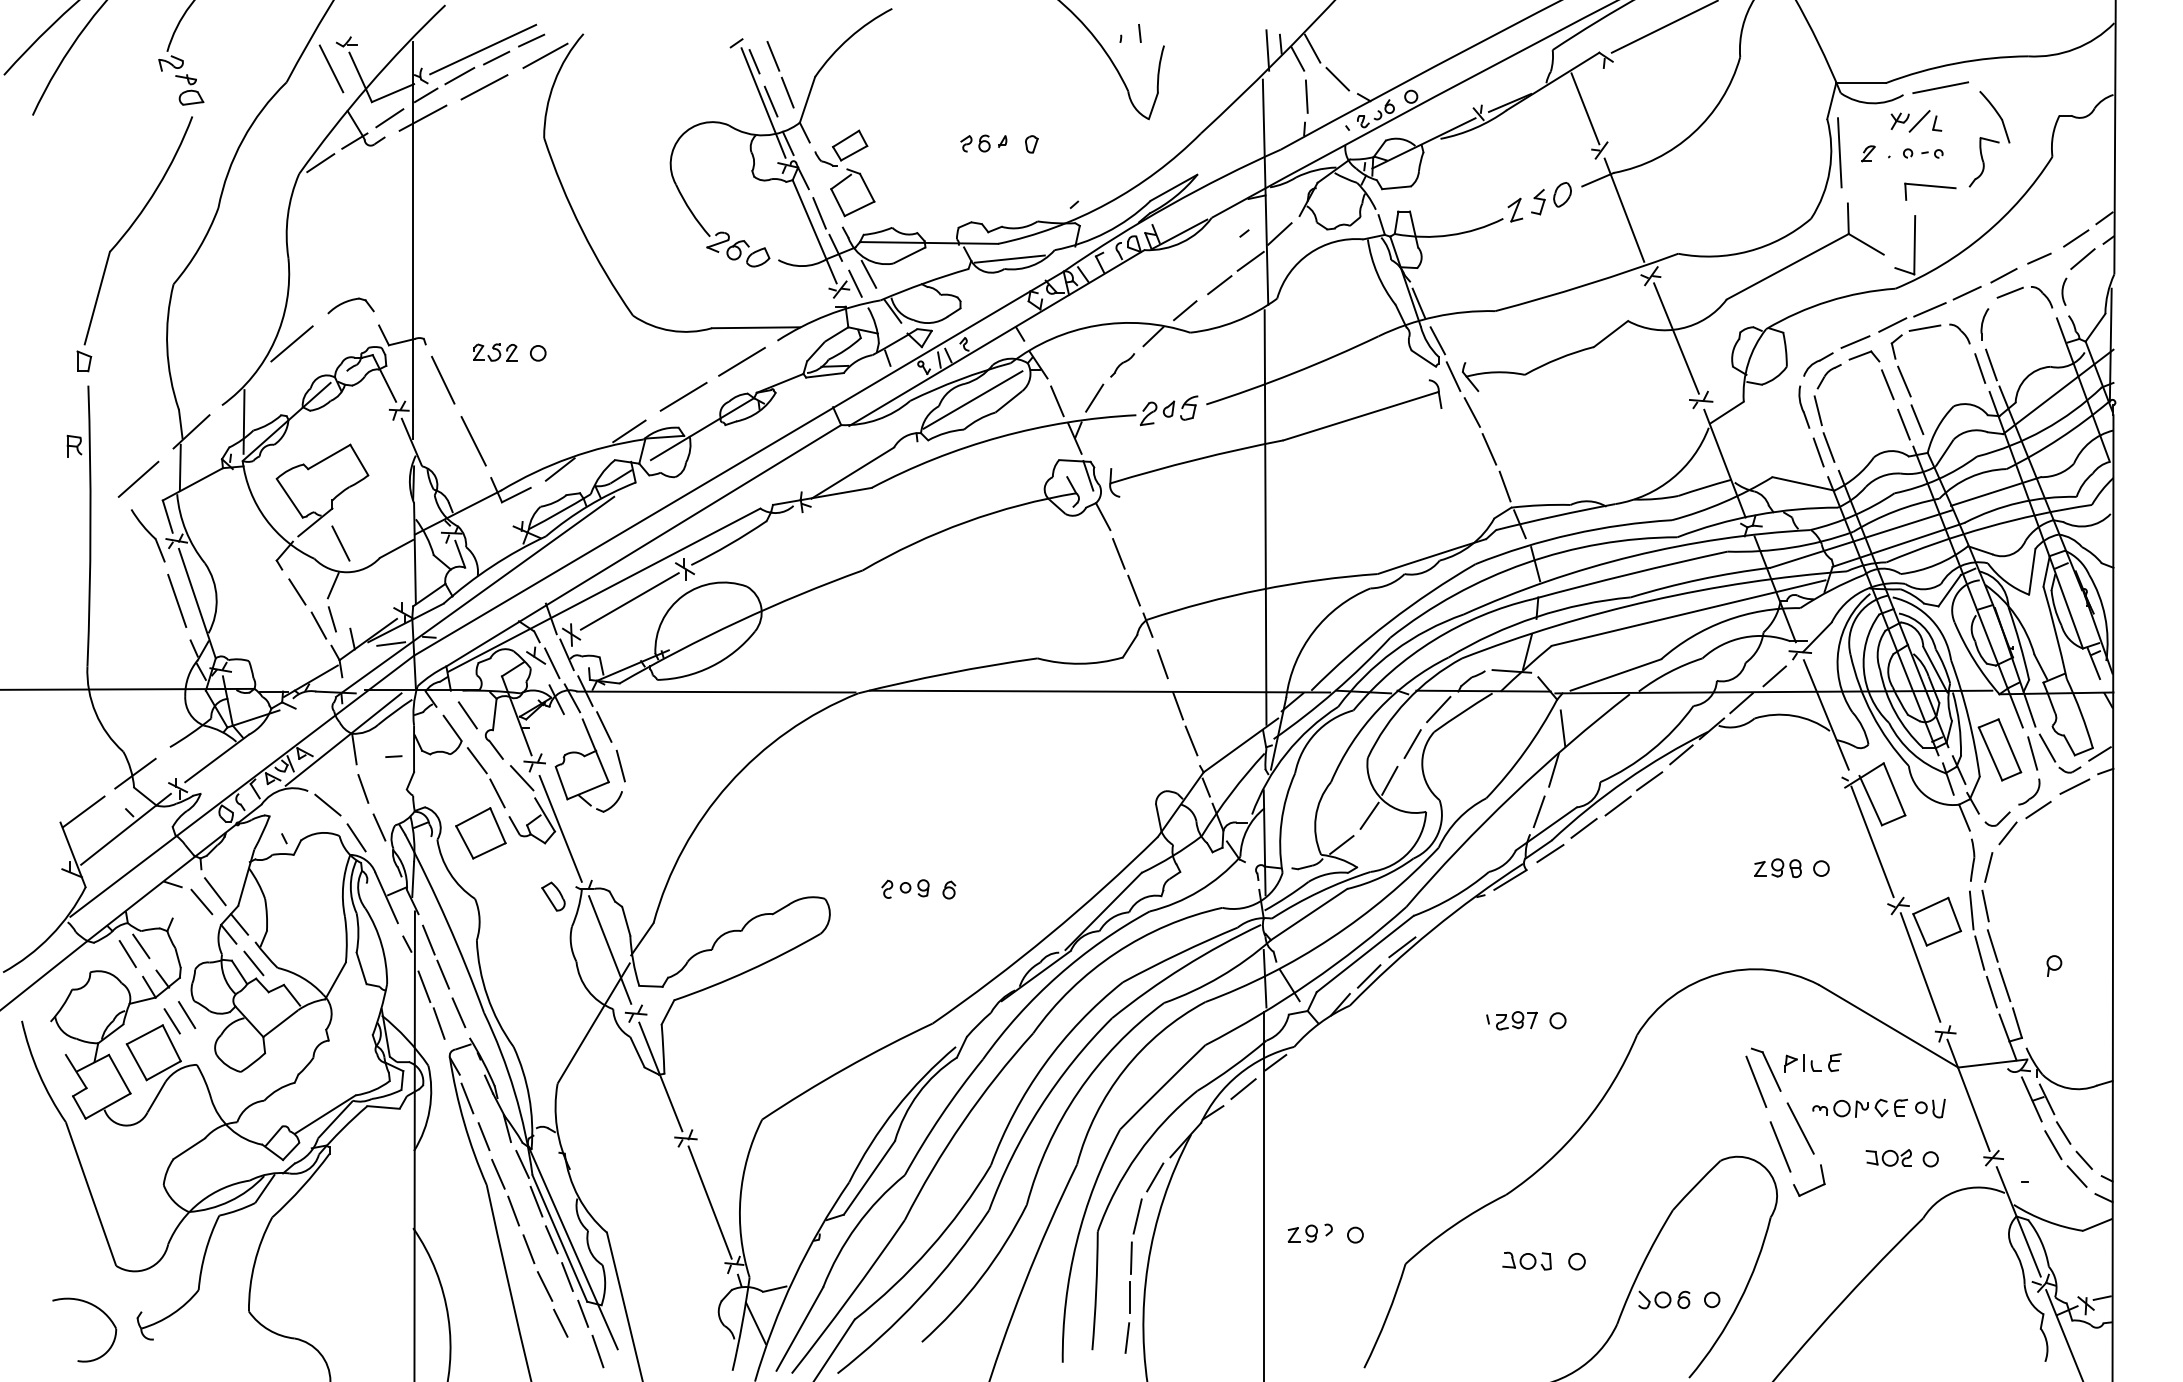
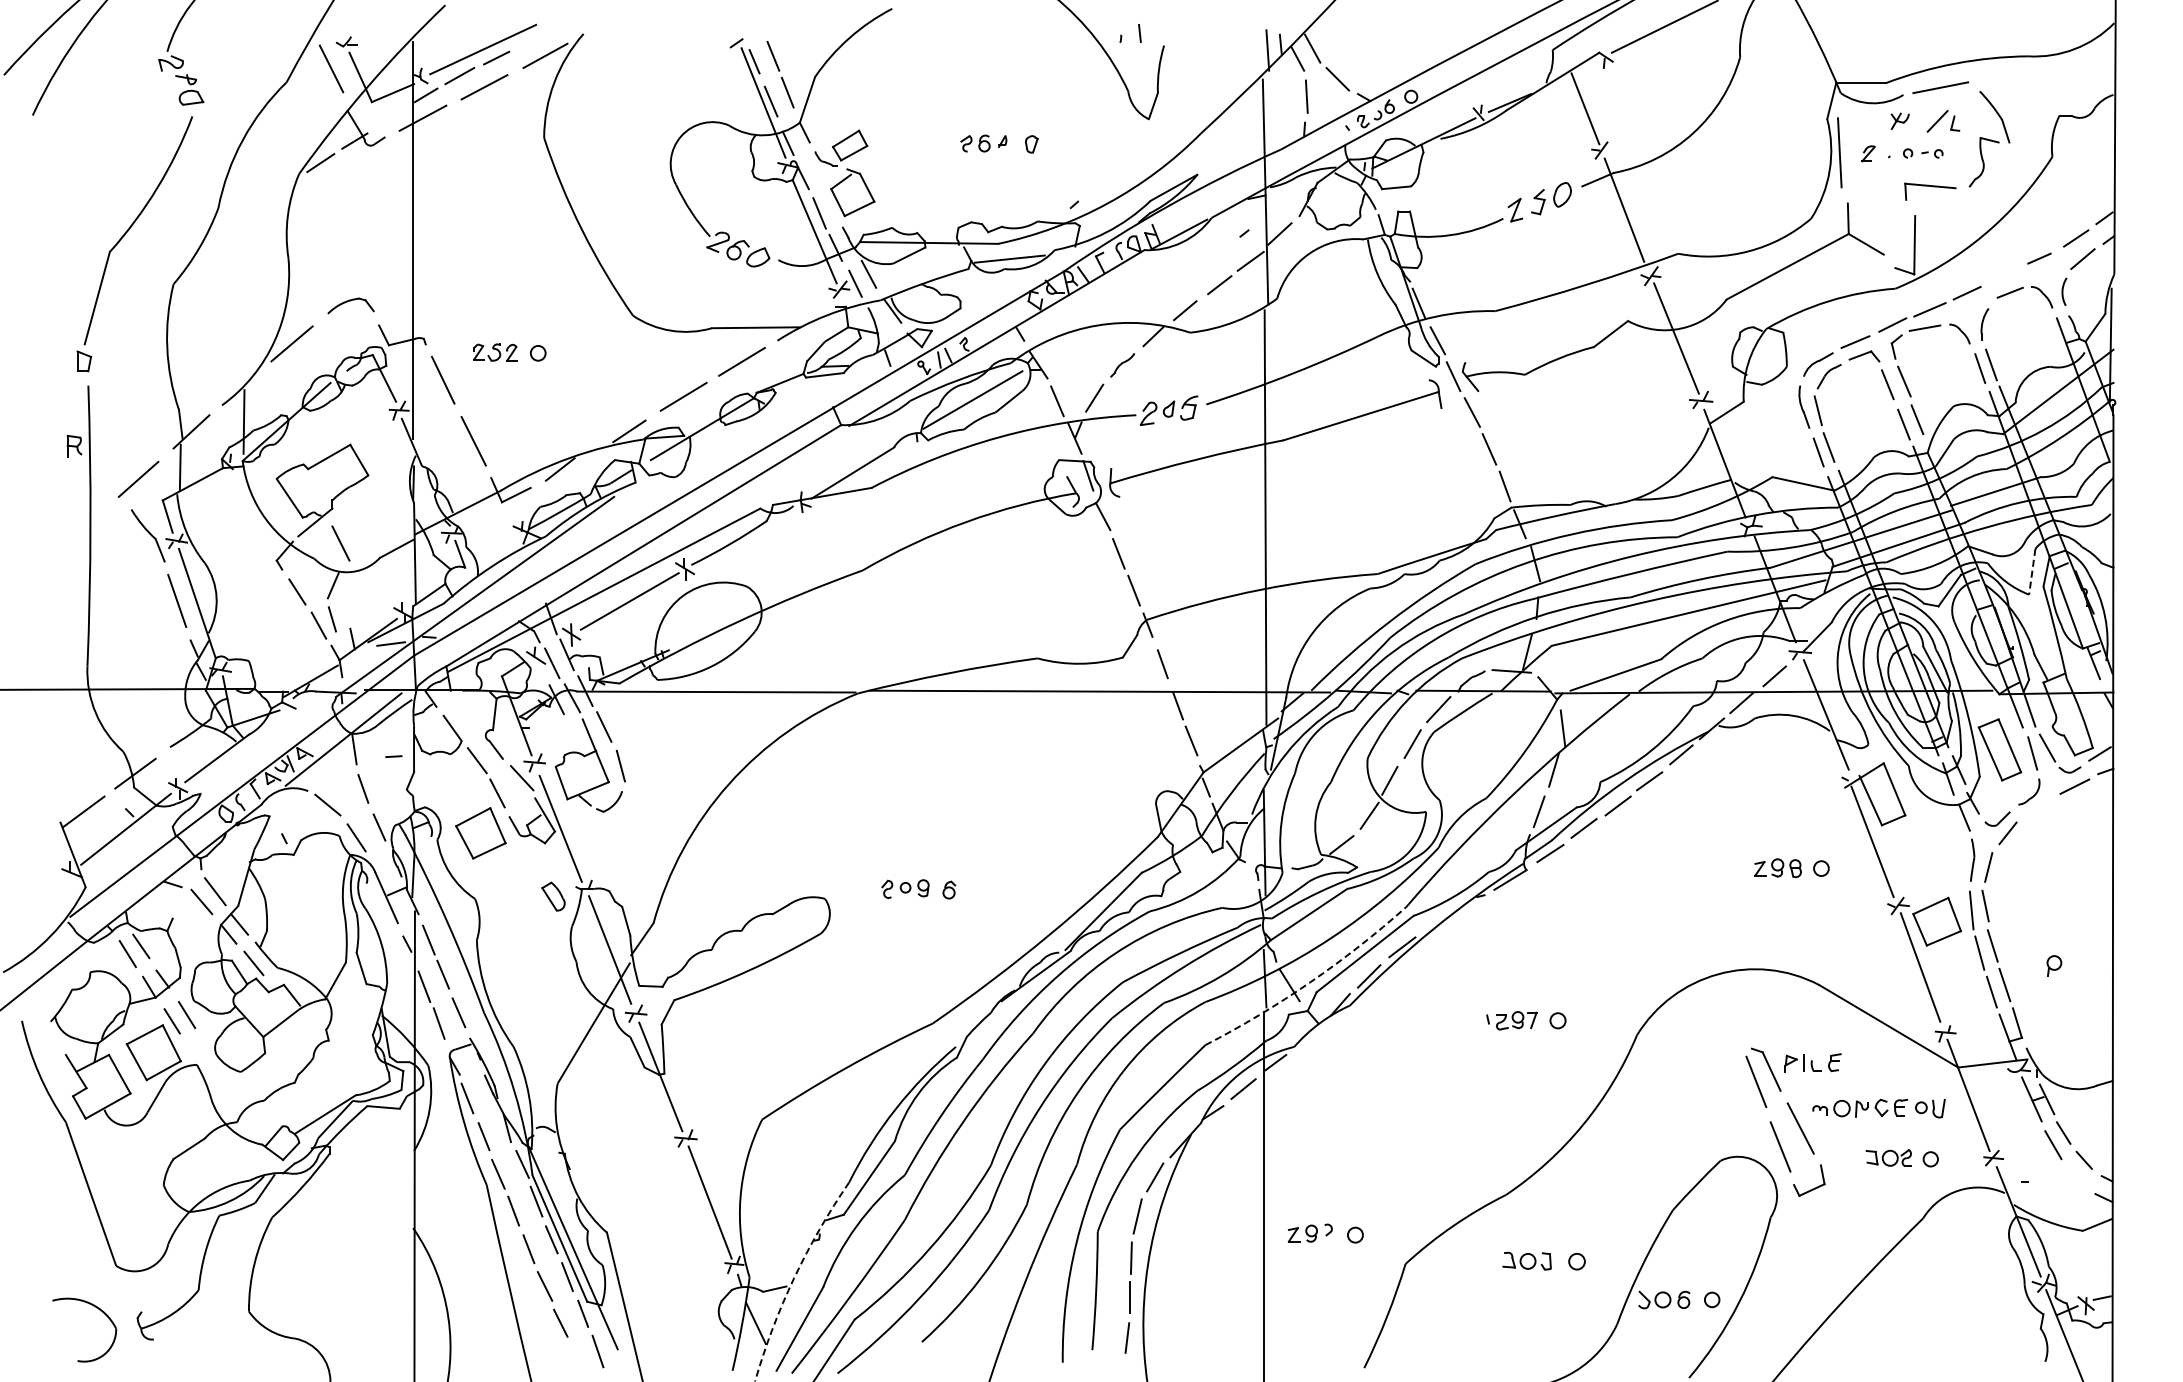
line: present -> none (531, 40)
line: present -> none (389, 118)
part position: (1925, 121) -> (1943, 121) (1943, 121)
line: present -> none (2003, 275)
line: solid -> dashed (2032, 572)
line: present -> none (467, 715)
line: present -> none (2038, 809)
arc: solid -> dashed (1310, 982)
line: present -> none (2076, 1176)
arc: solid -> dashed (794, 1278)
